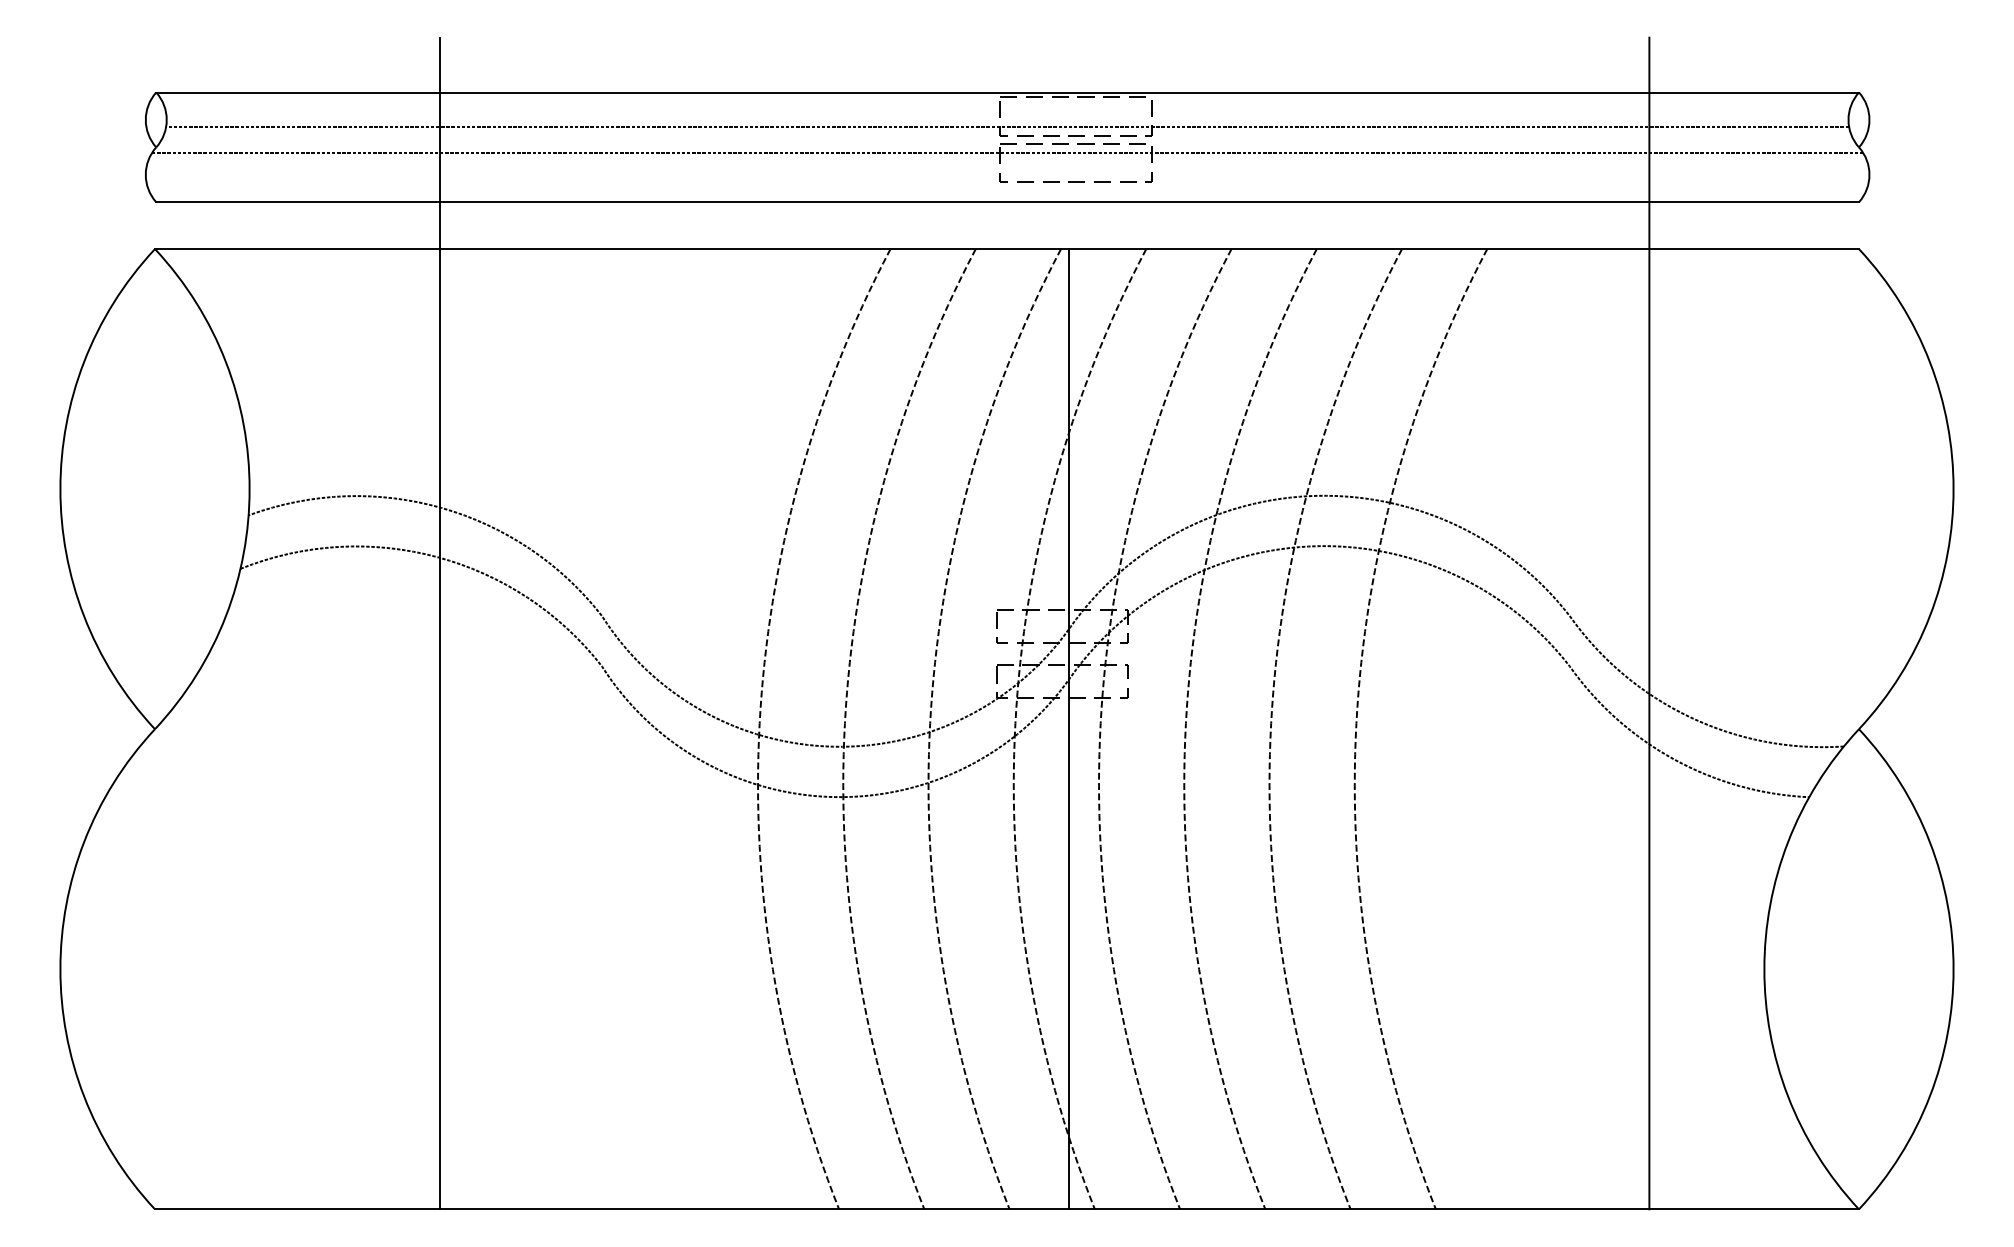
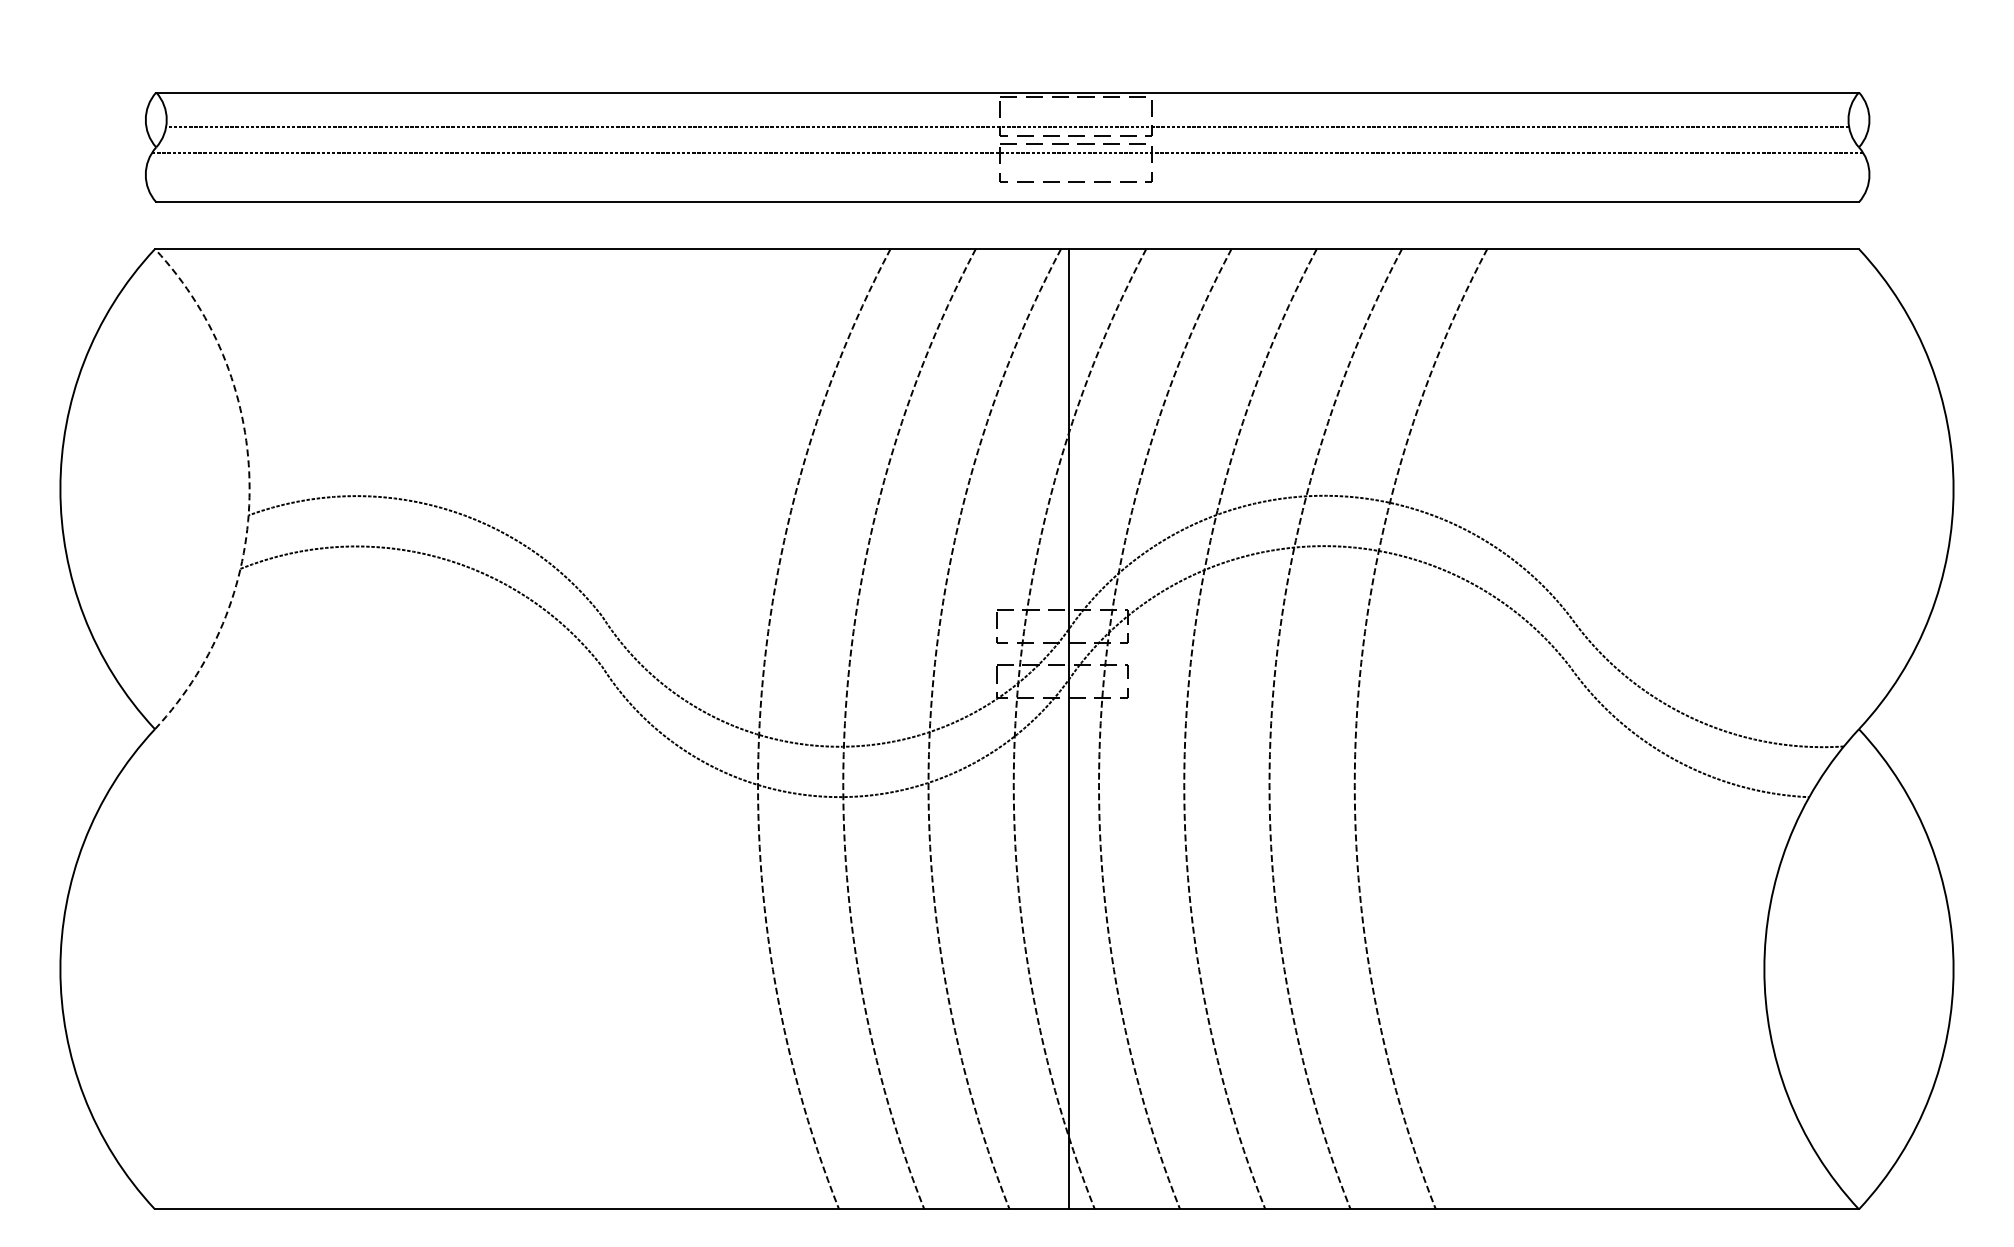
arc: solid -> dashed (249, 489)
line: present -> none (439, 623)
line: present -> none (1649, 623)
